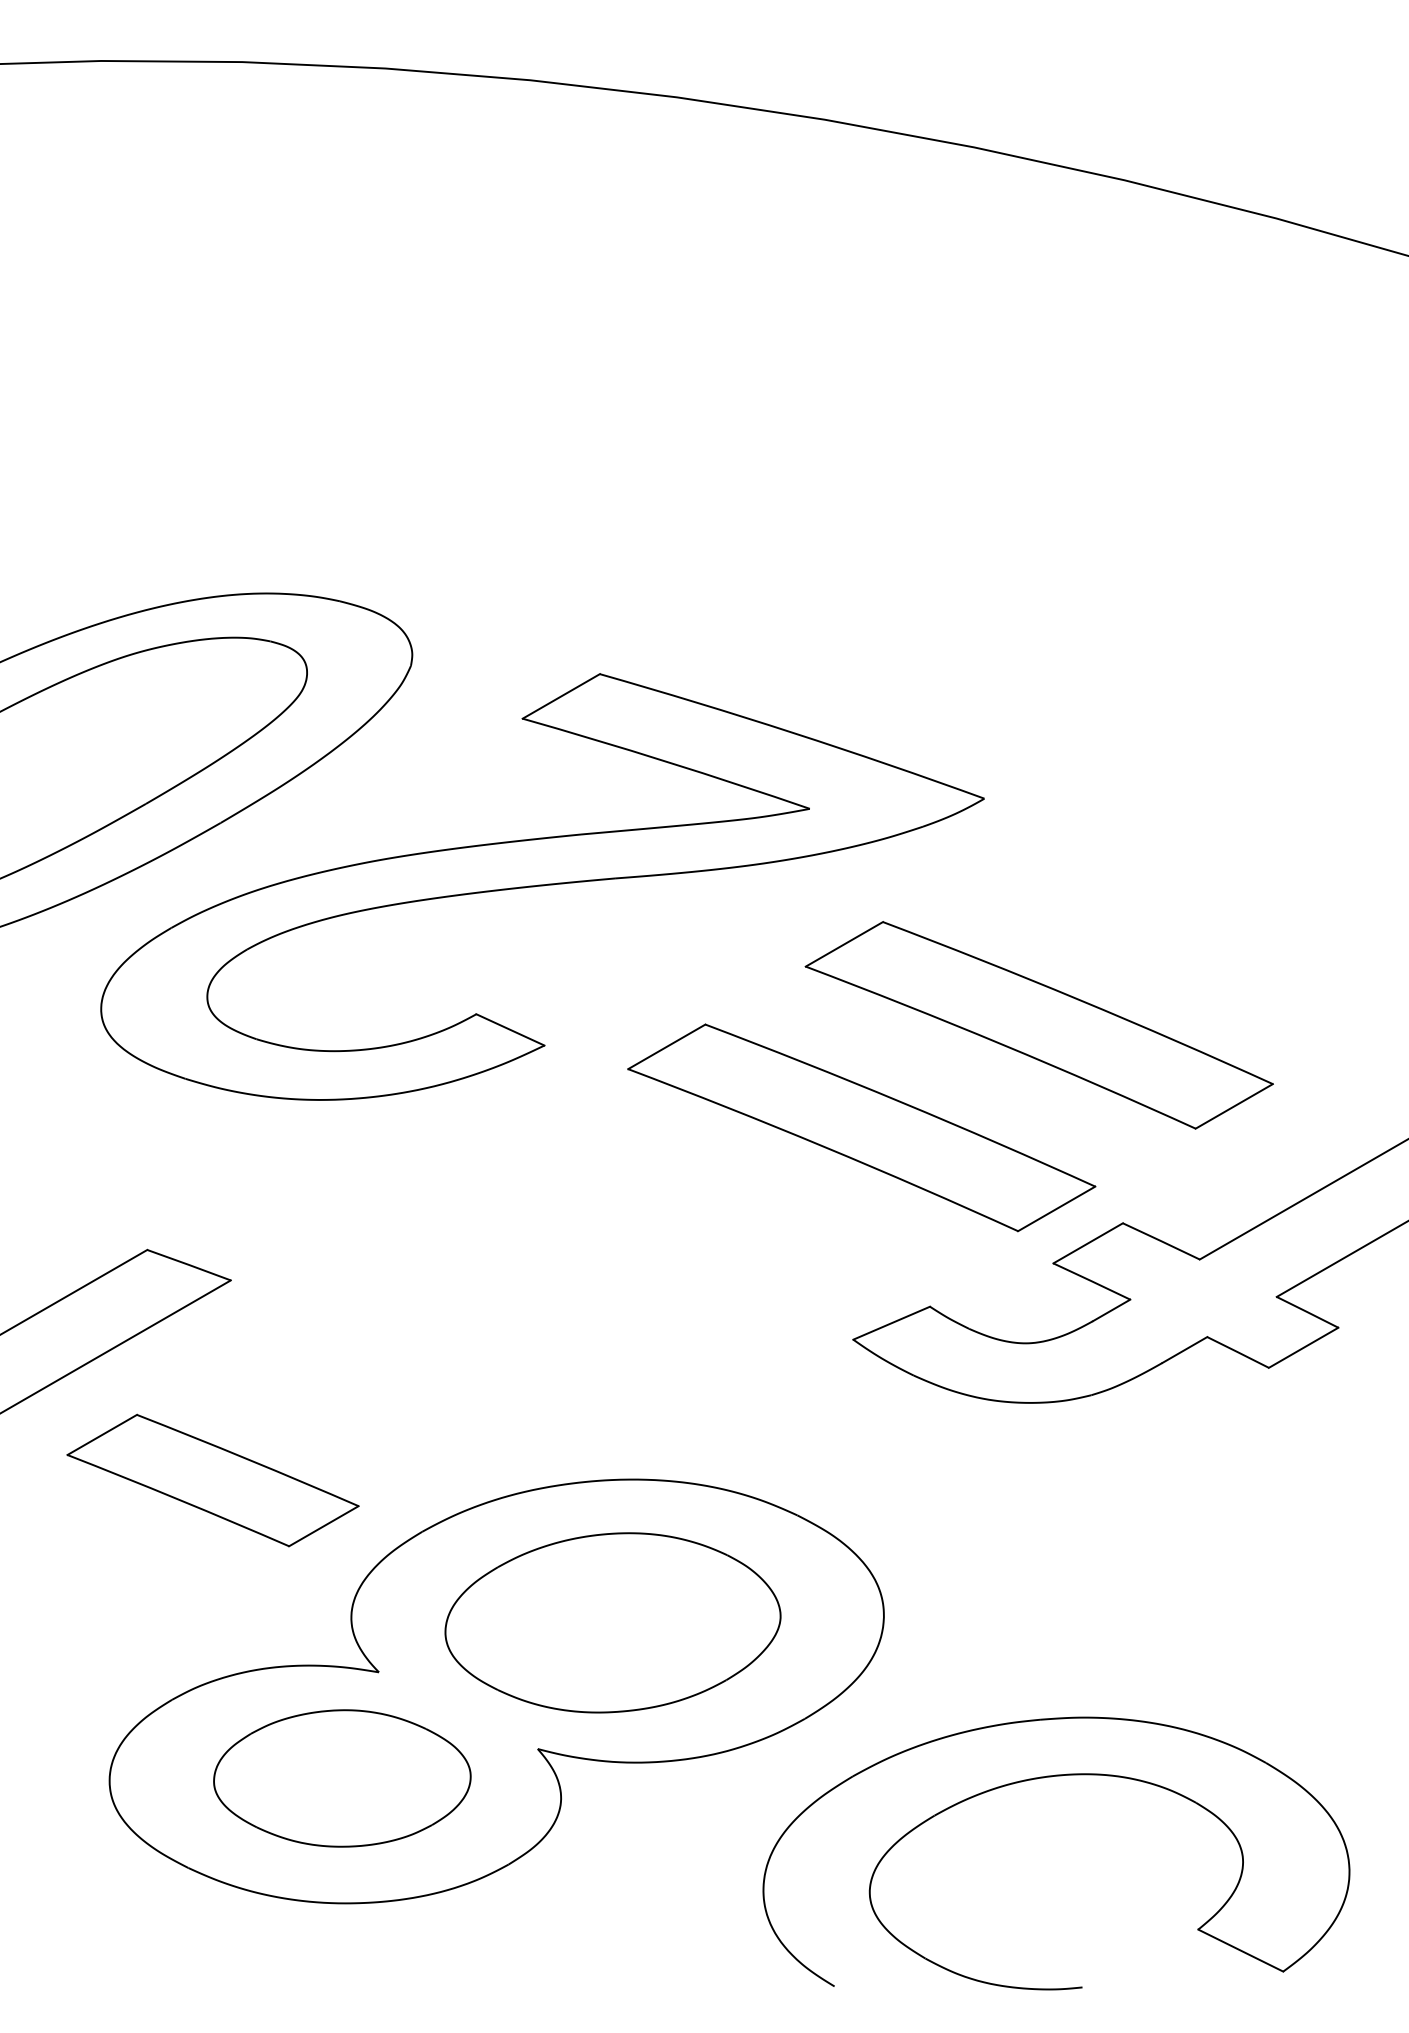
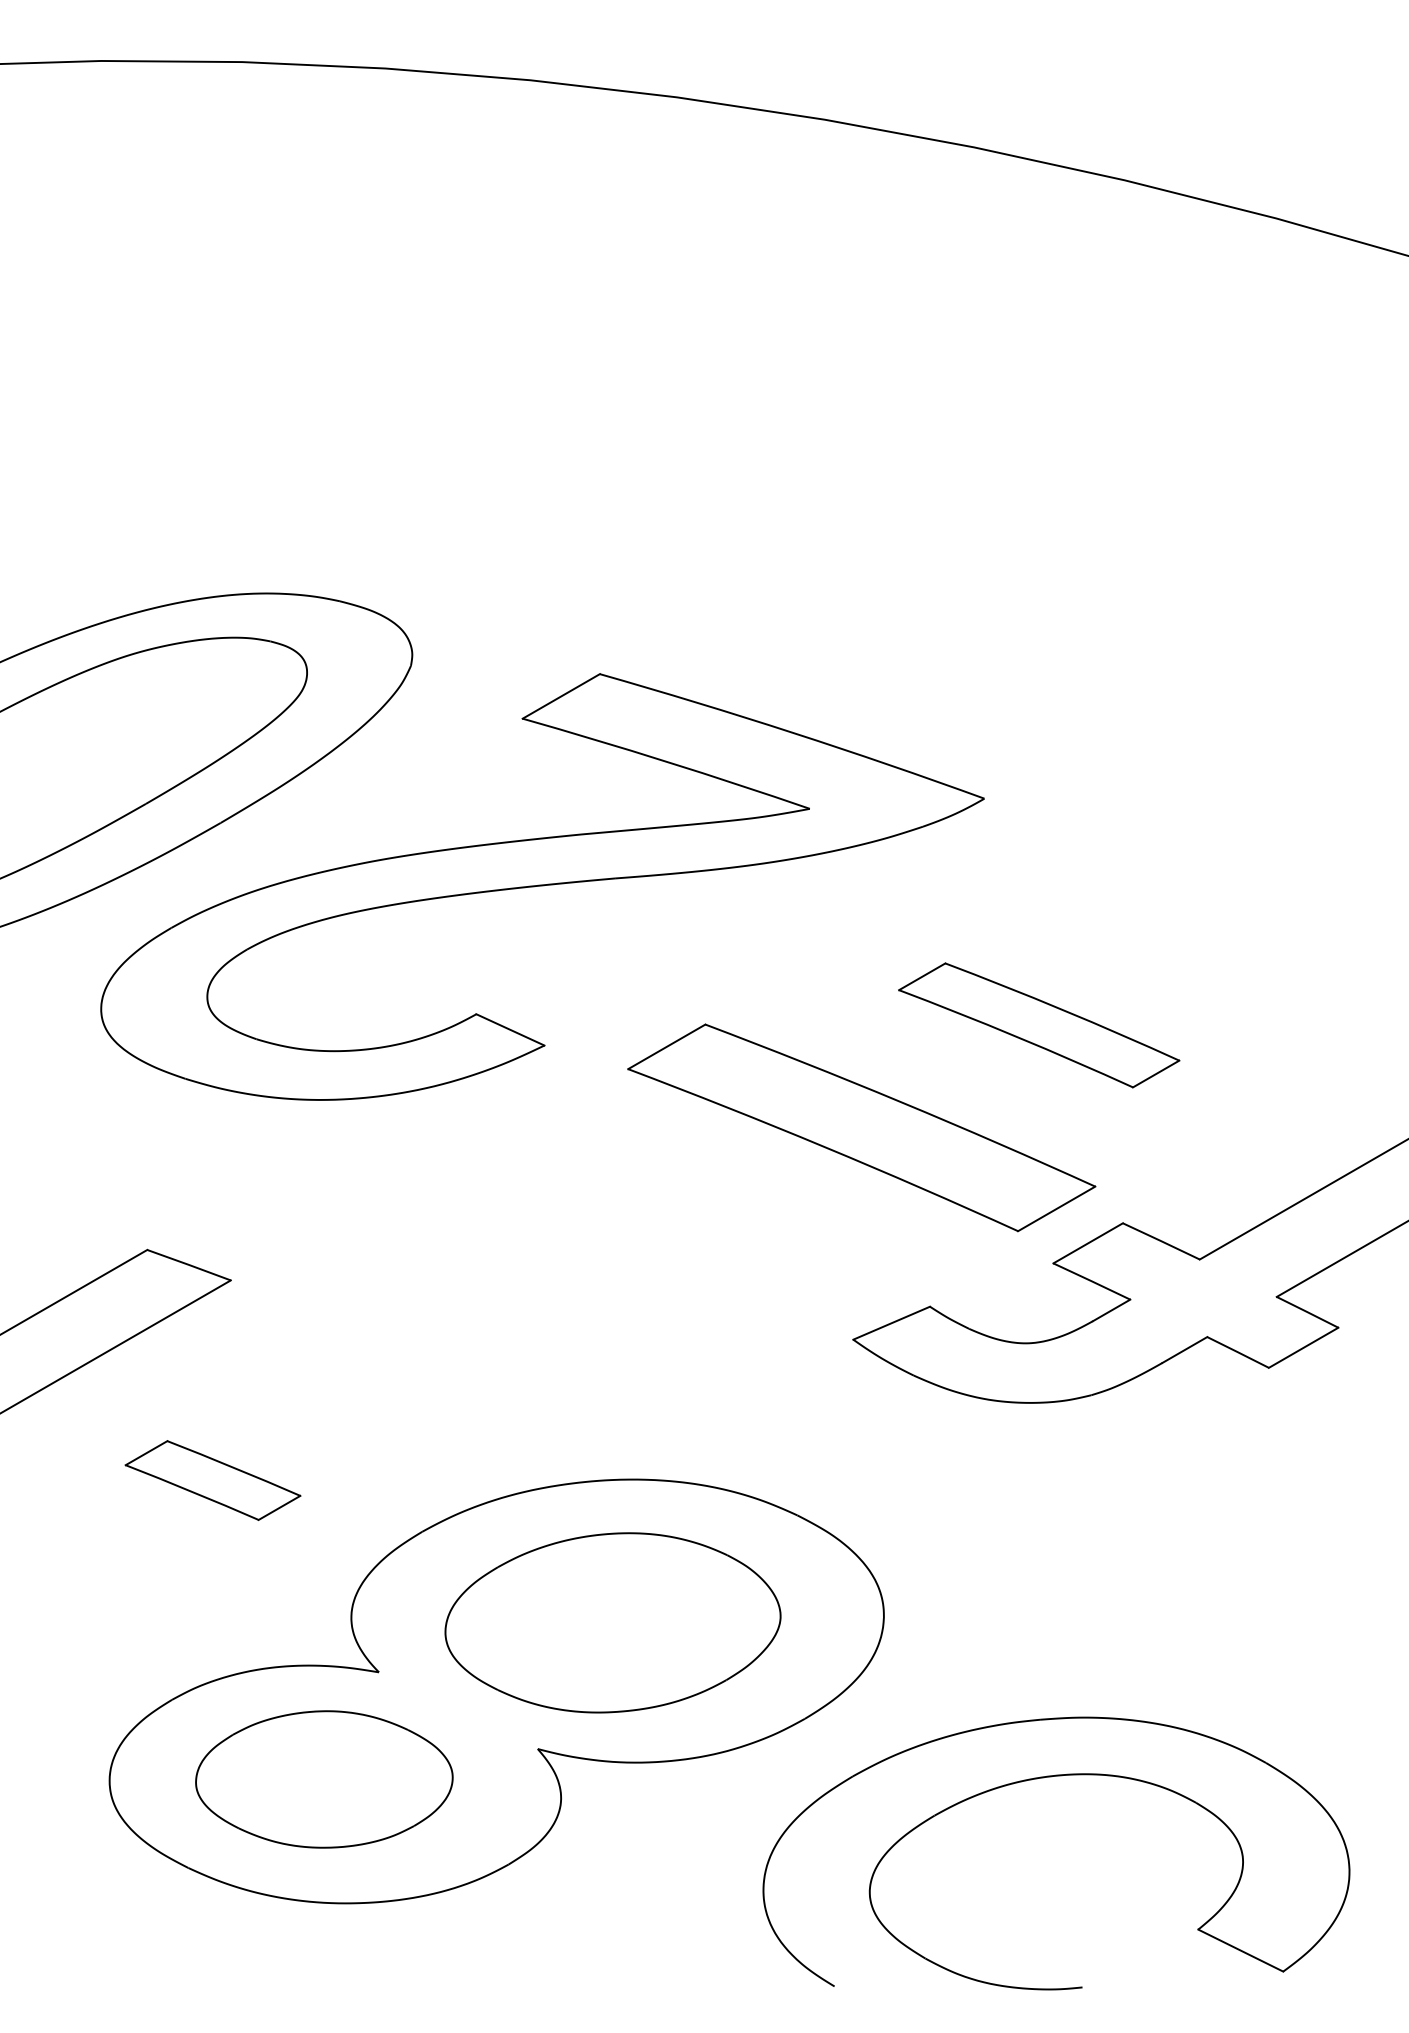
part size: 470x209 px -> 283x127 px (1039, 1025)
part size: 294x135 px -> 178x81 px (212, 1480)
part position: (342, 1778) -> (324, 1779) (324, 1779)
